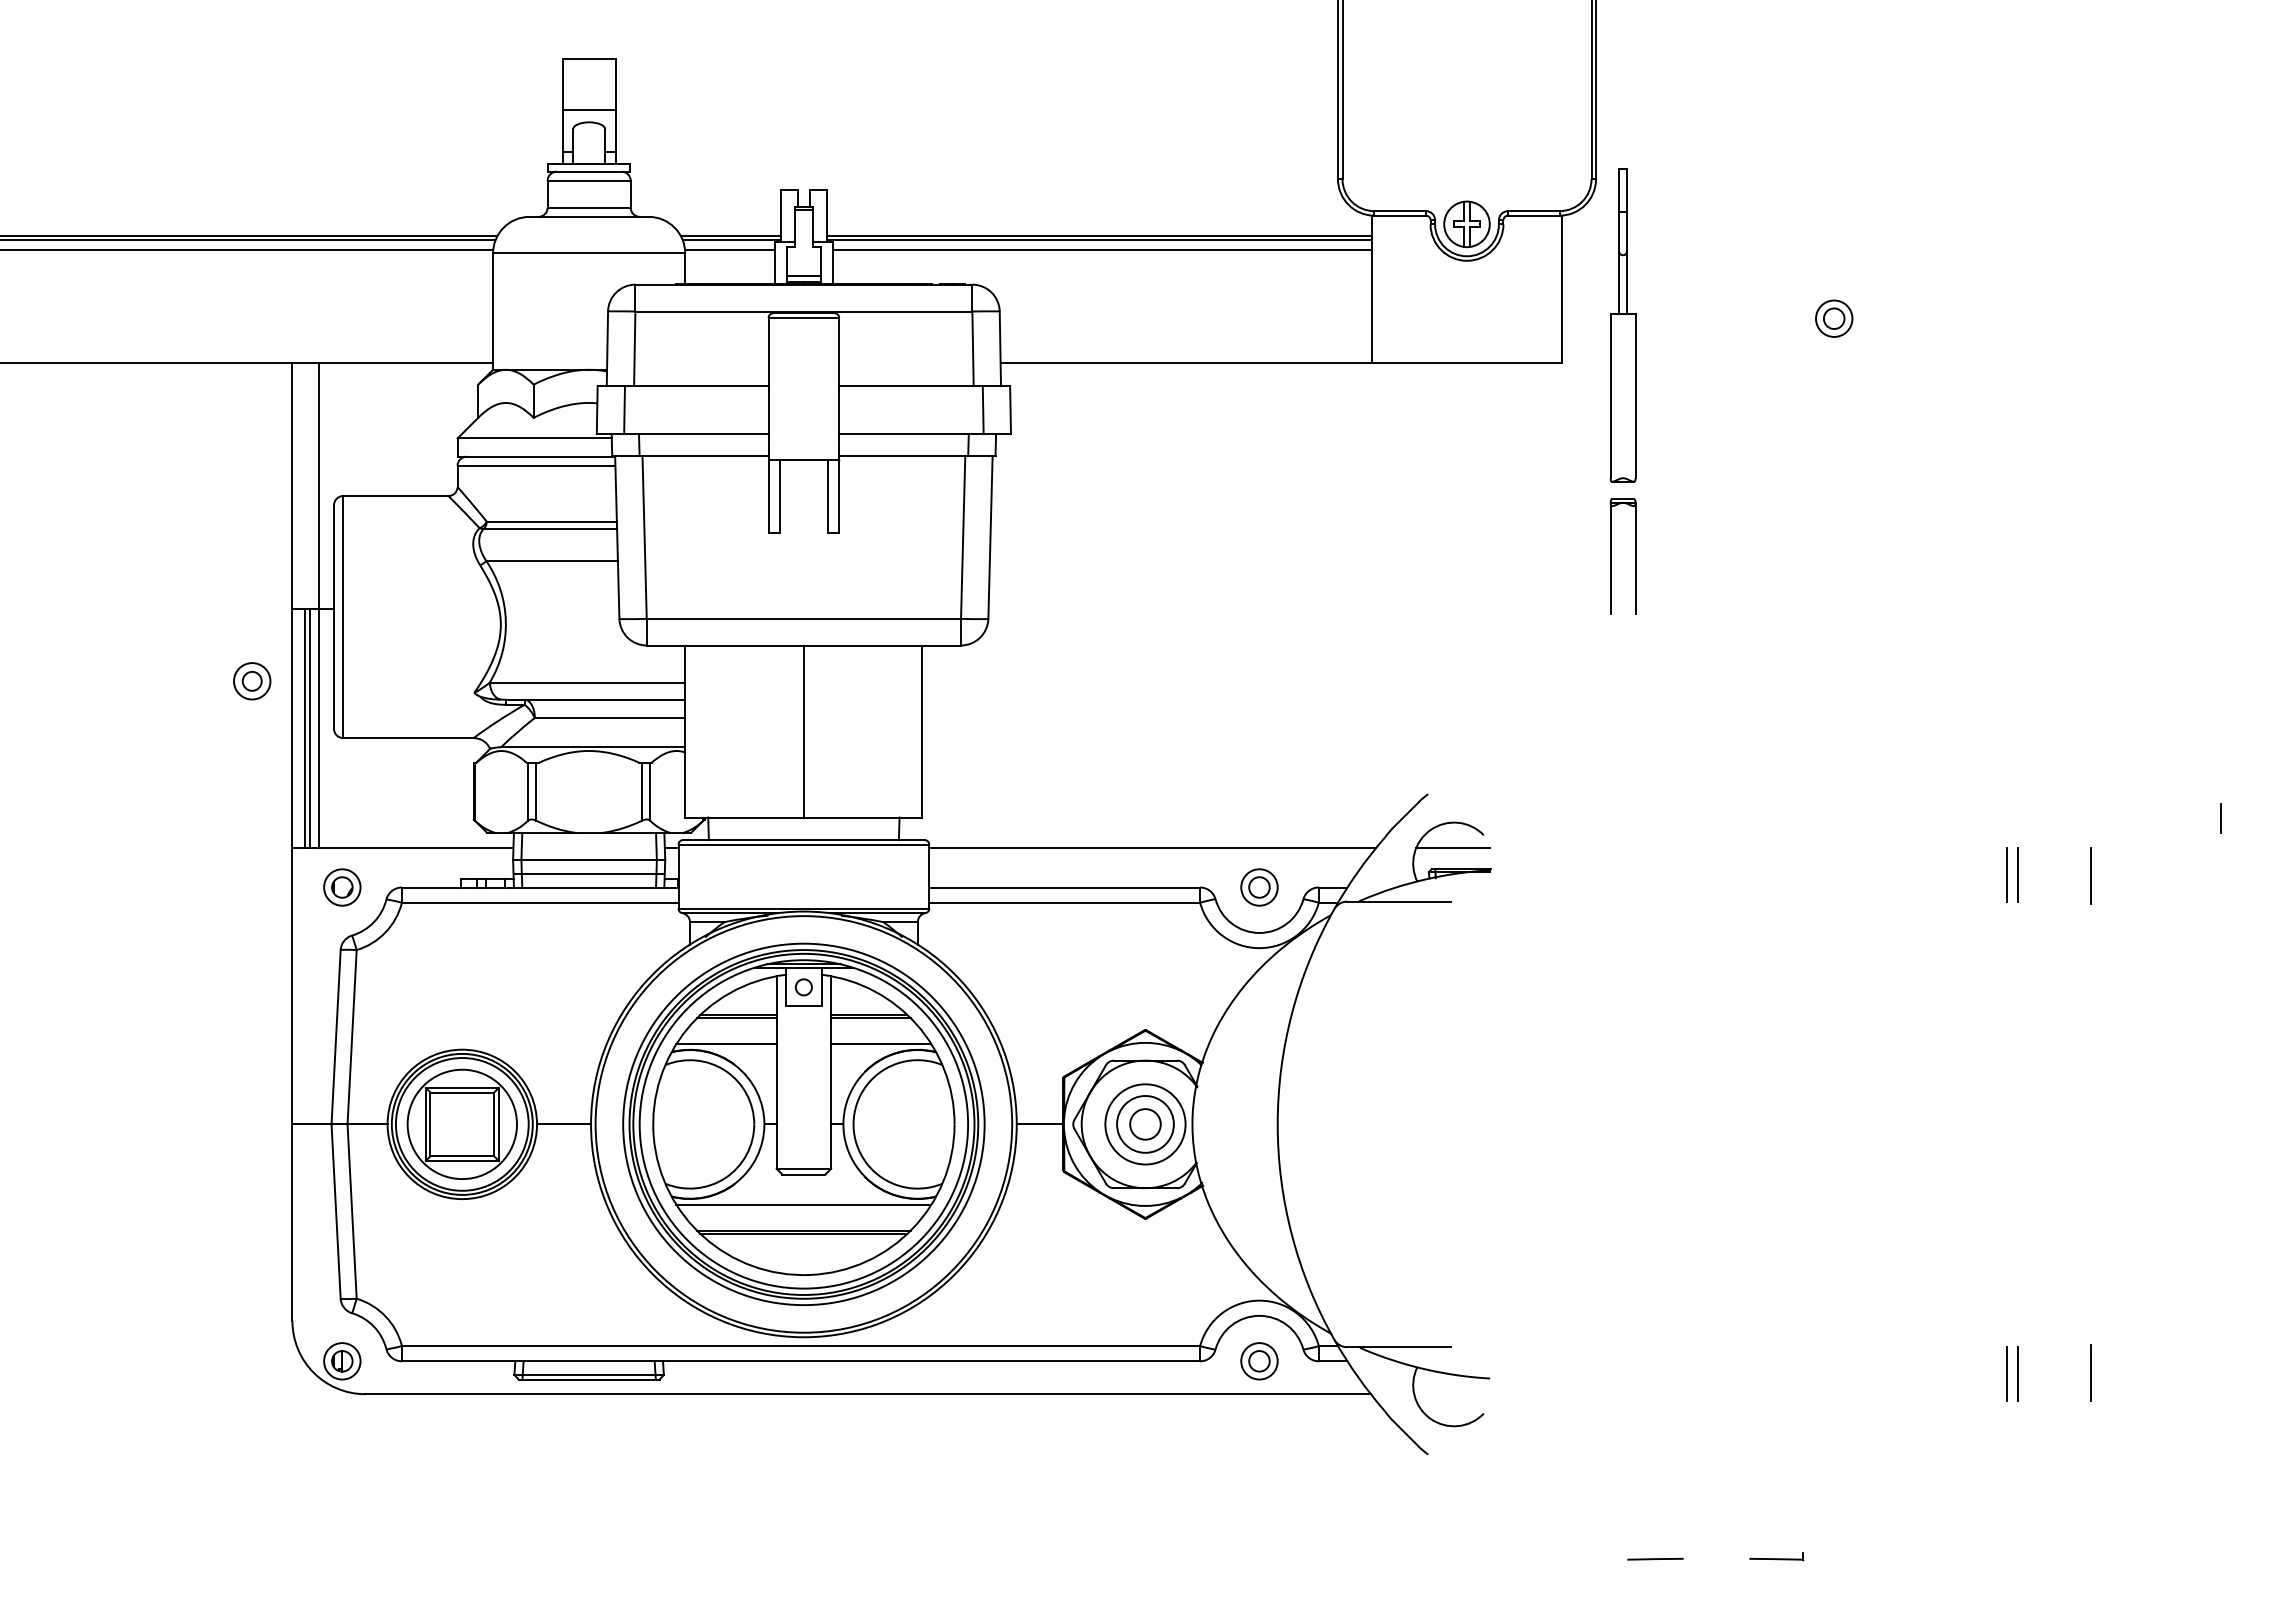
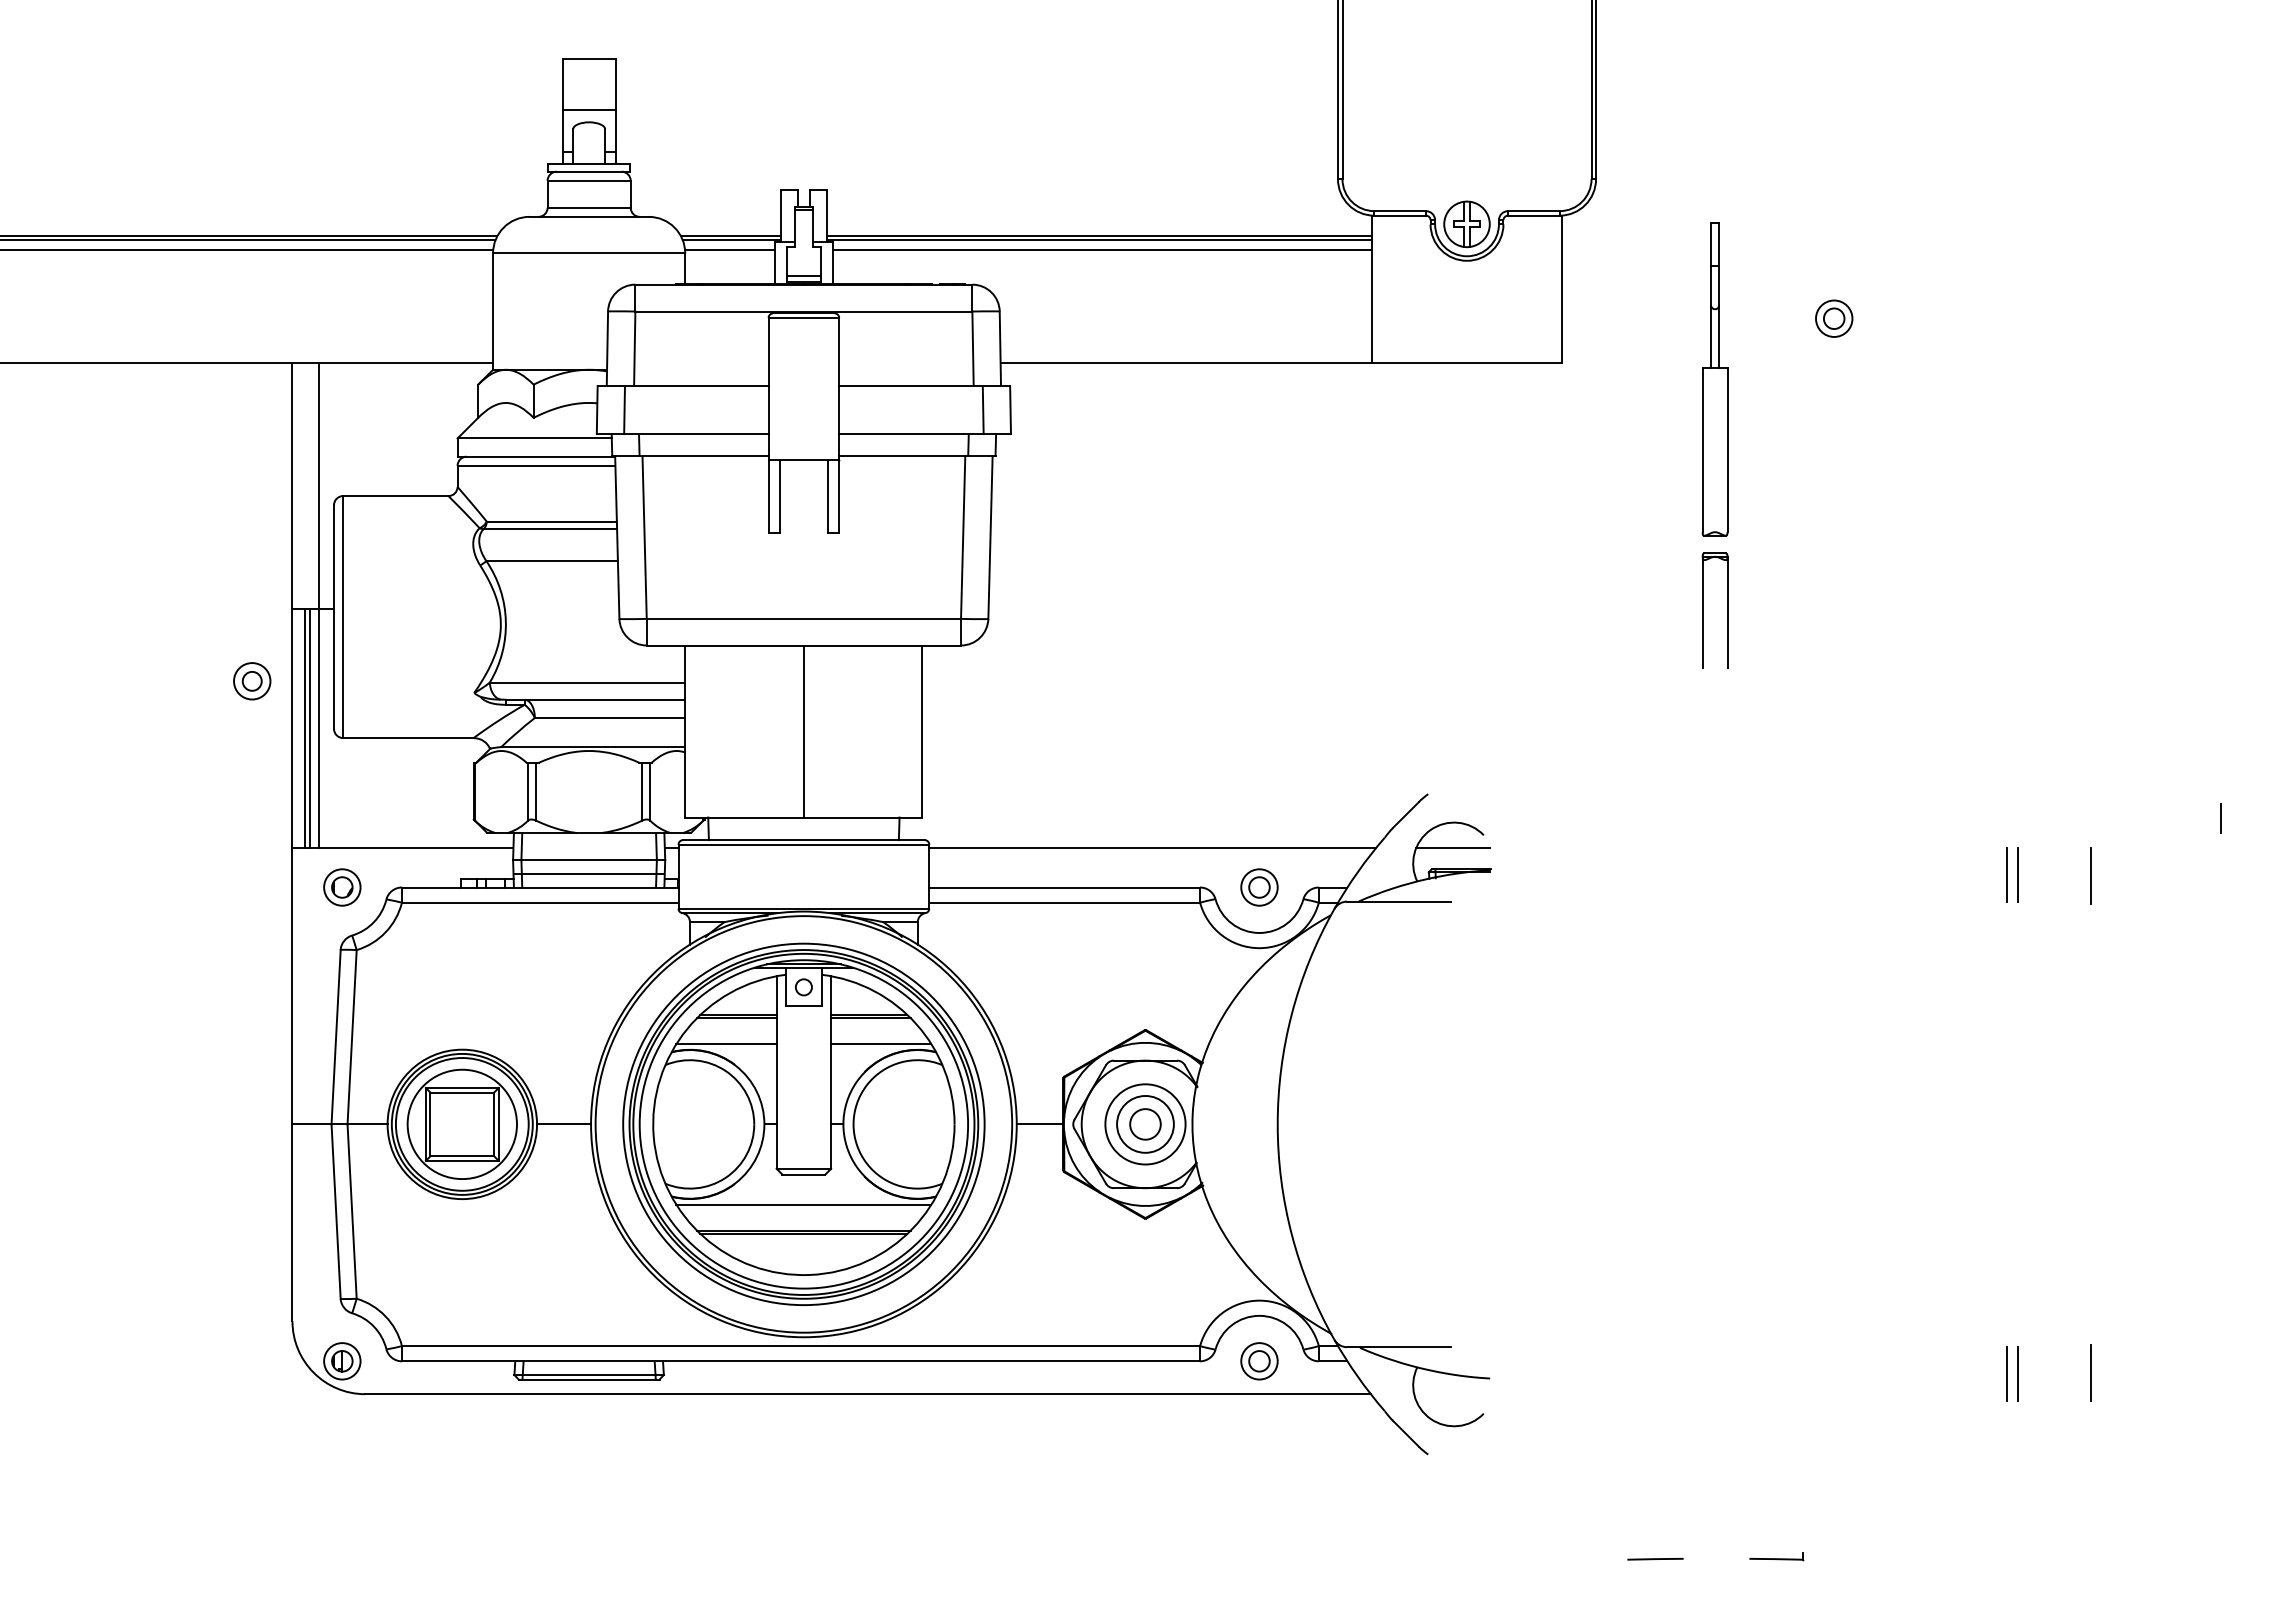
part position: (1622, 391) -> (1714, 445) (1714, 445)
